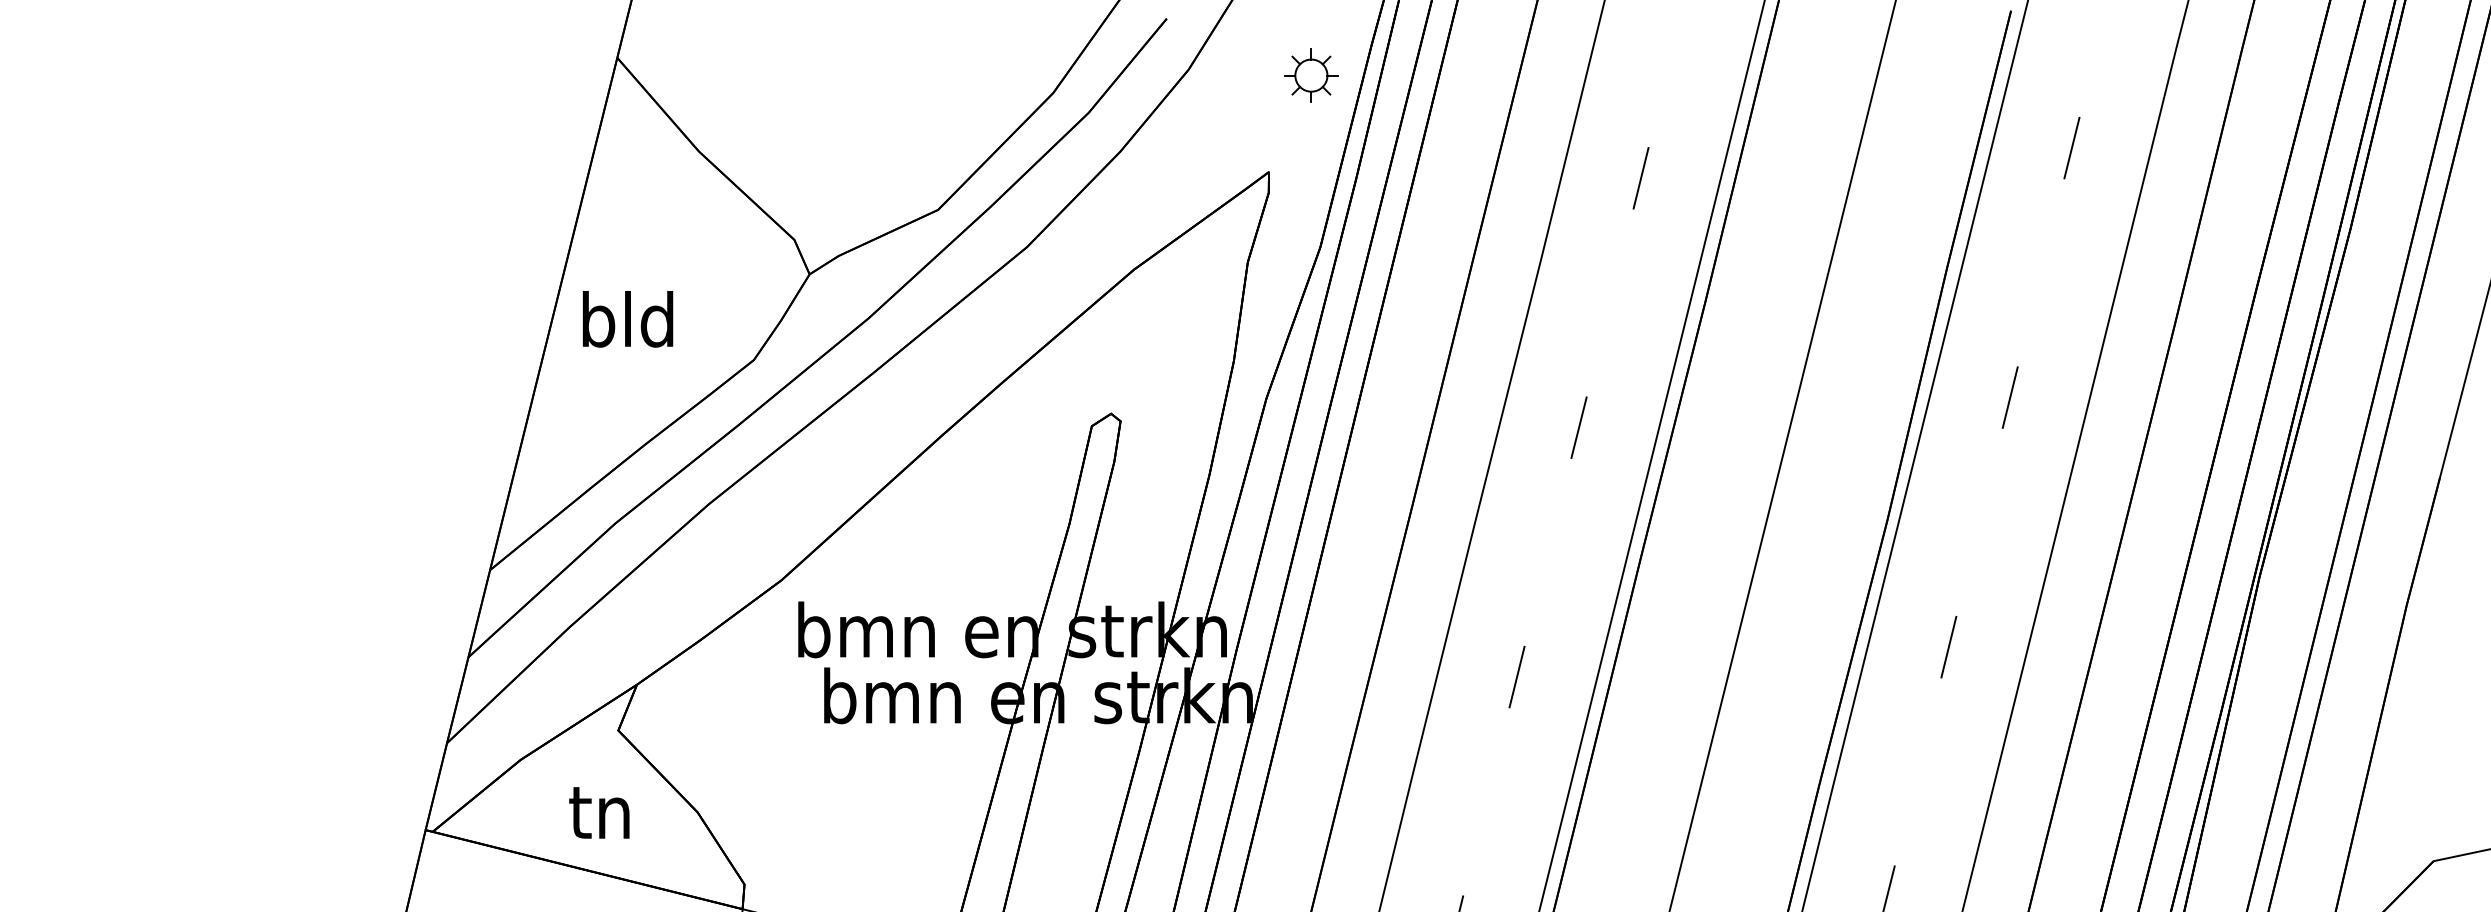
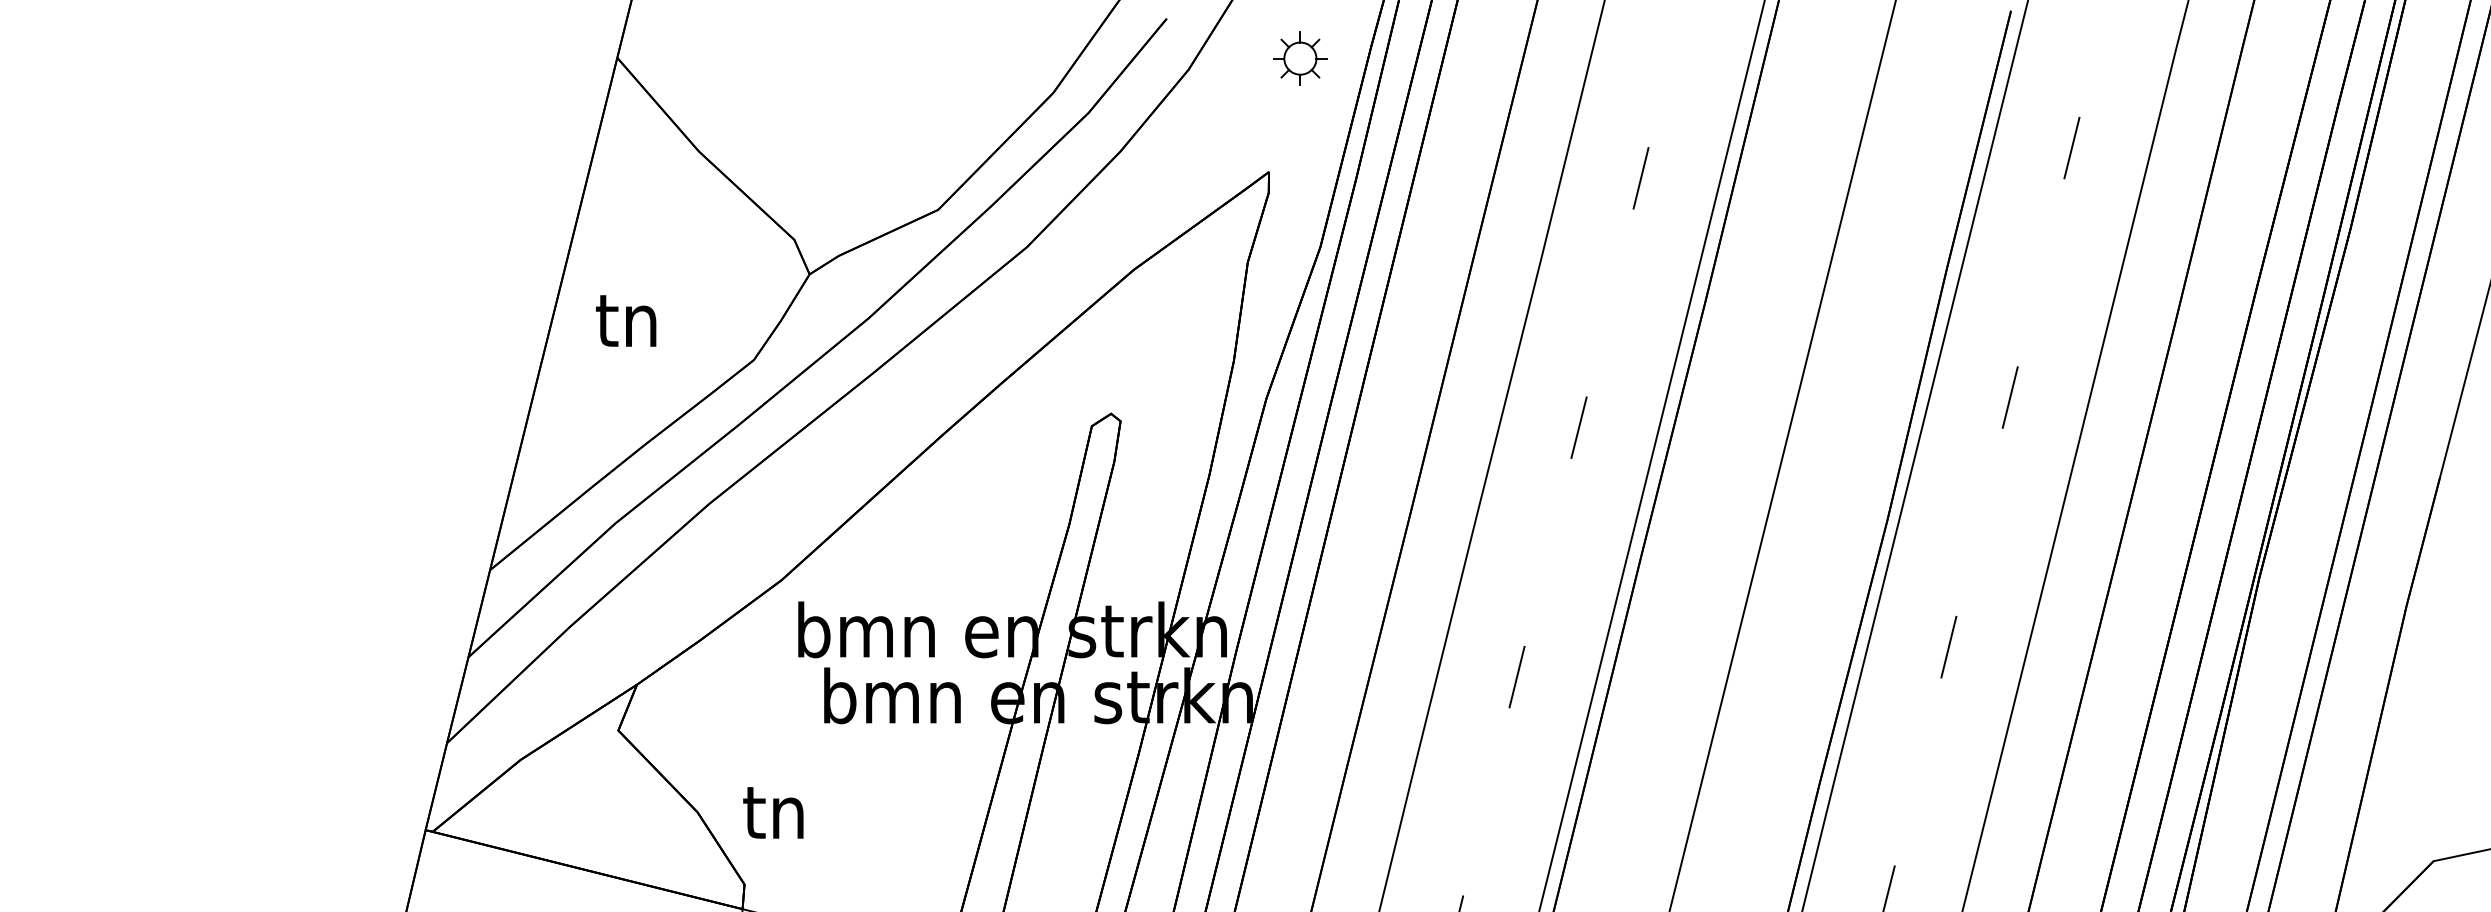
part position: (1311, 75) -> (1300, 58) (1300, 58)
text: bld -> tn (627, 319)
text position: (599, 812) -> (773, 812) (773, 812)
